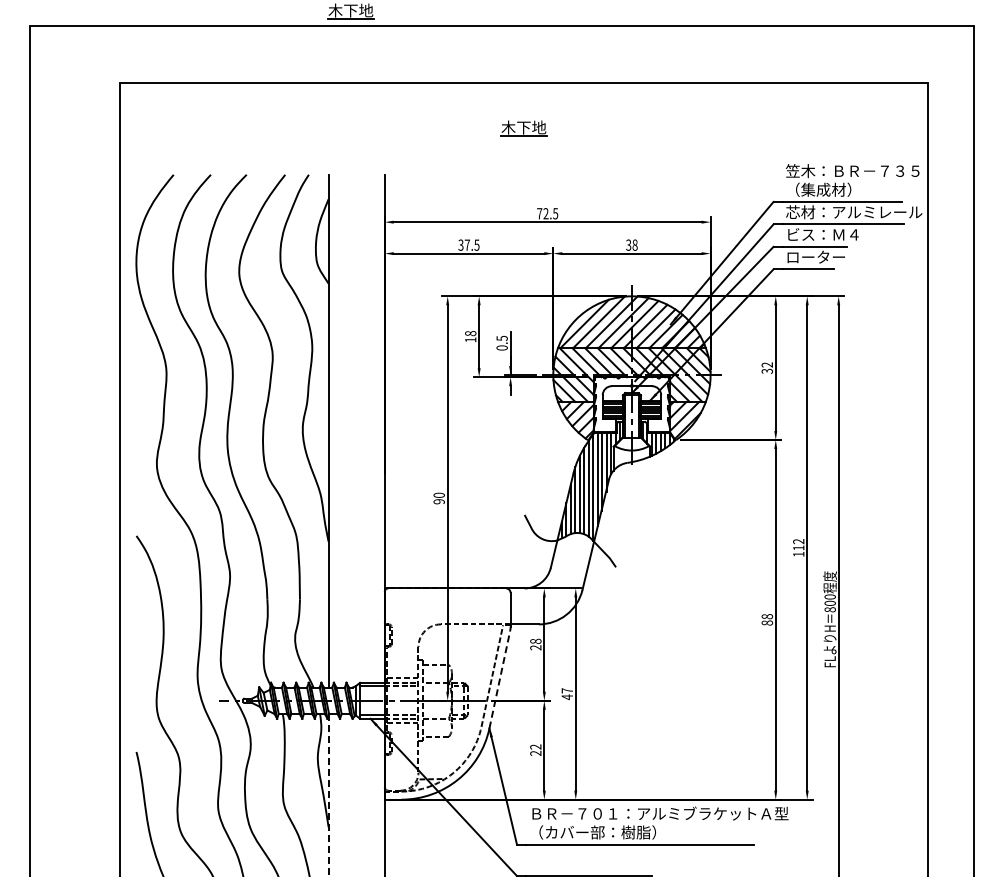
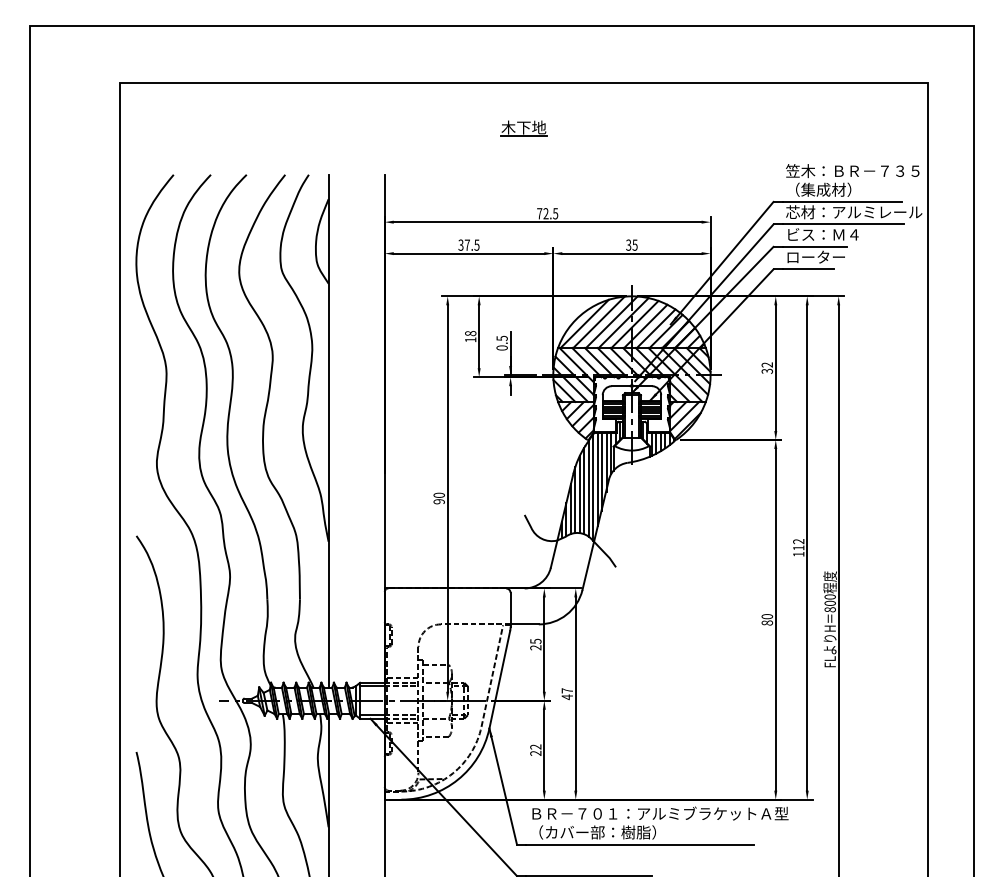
part: present -> none (350, 11)
text: 38 -> 35 (634, 244)
text: 88 -> 80 (767, 616)
text: 28 -> 25 (535, 641)
line: dashed -> solid (499, 679)
line: dashed -> solid (328, 795)
